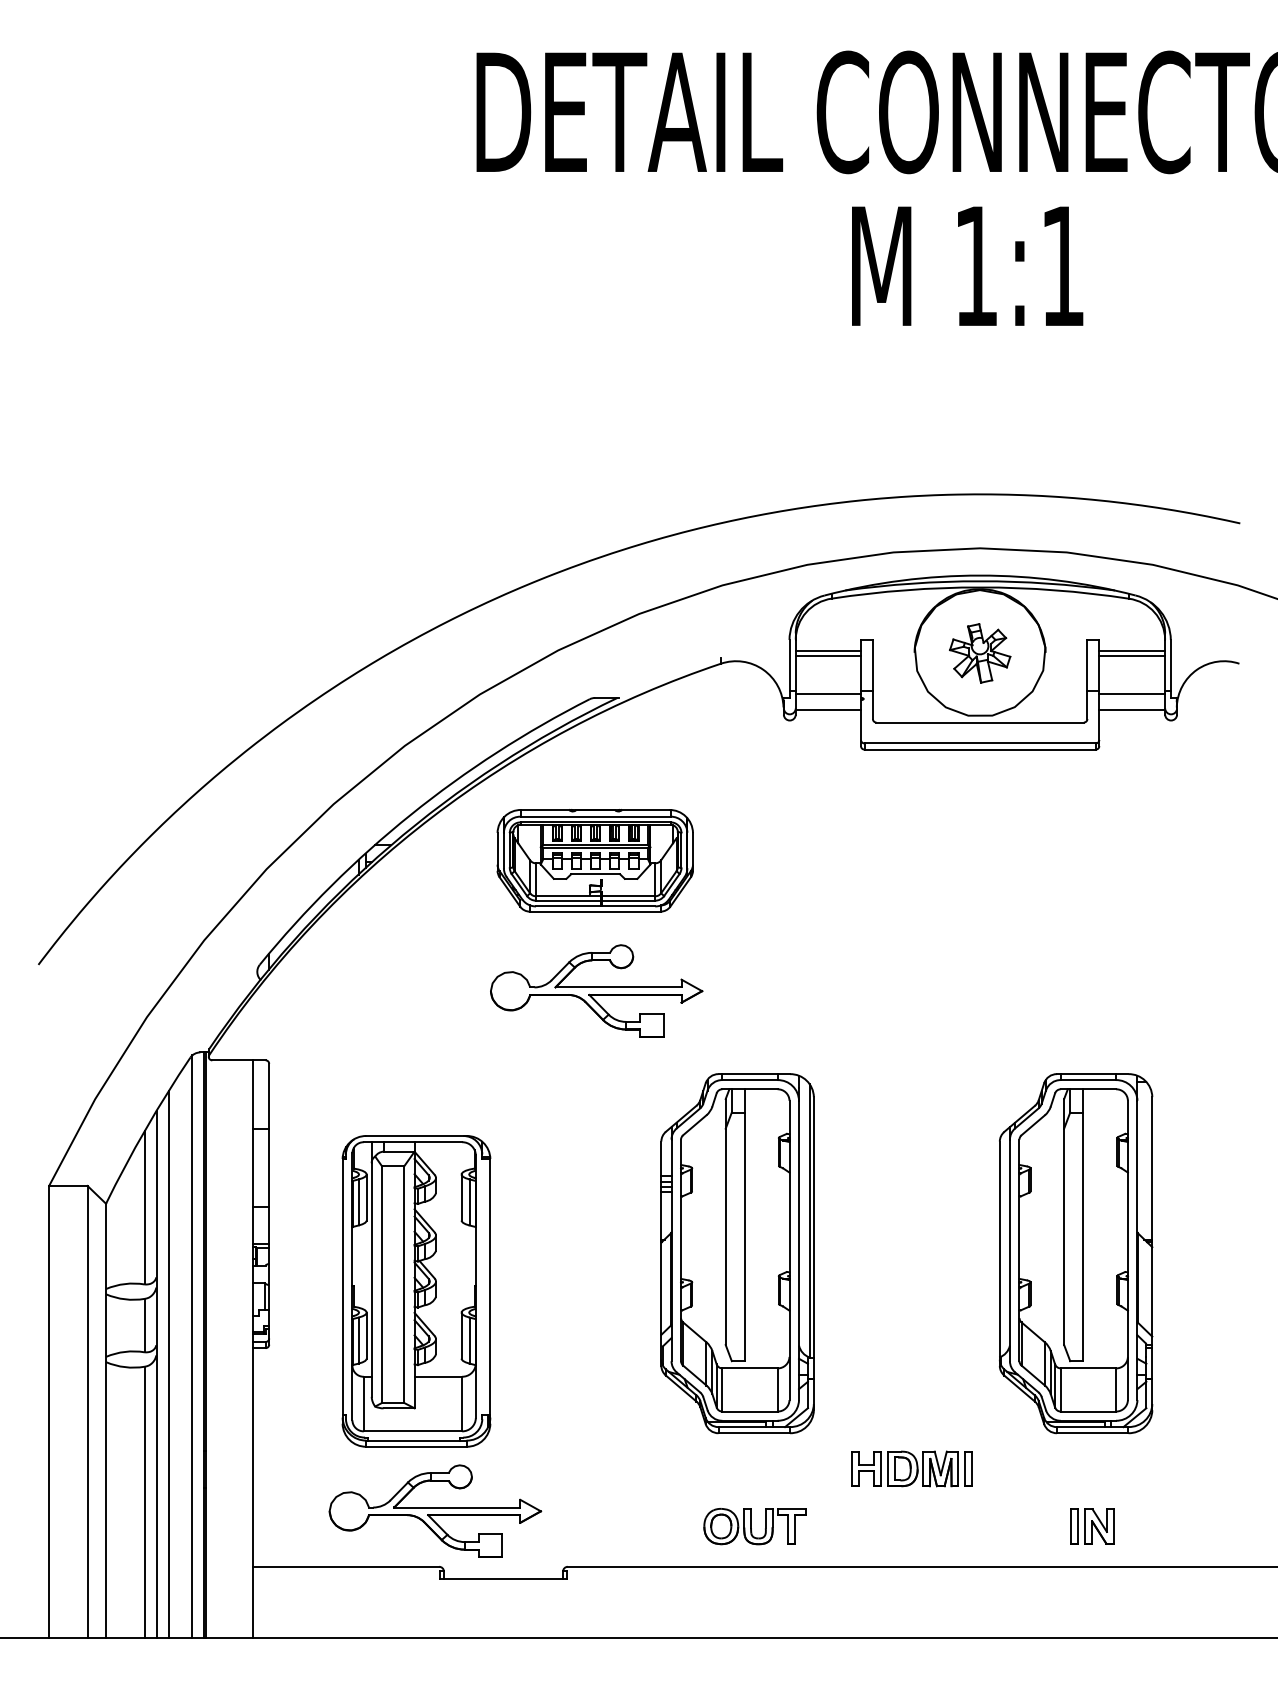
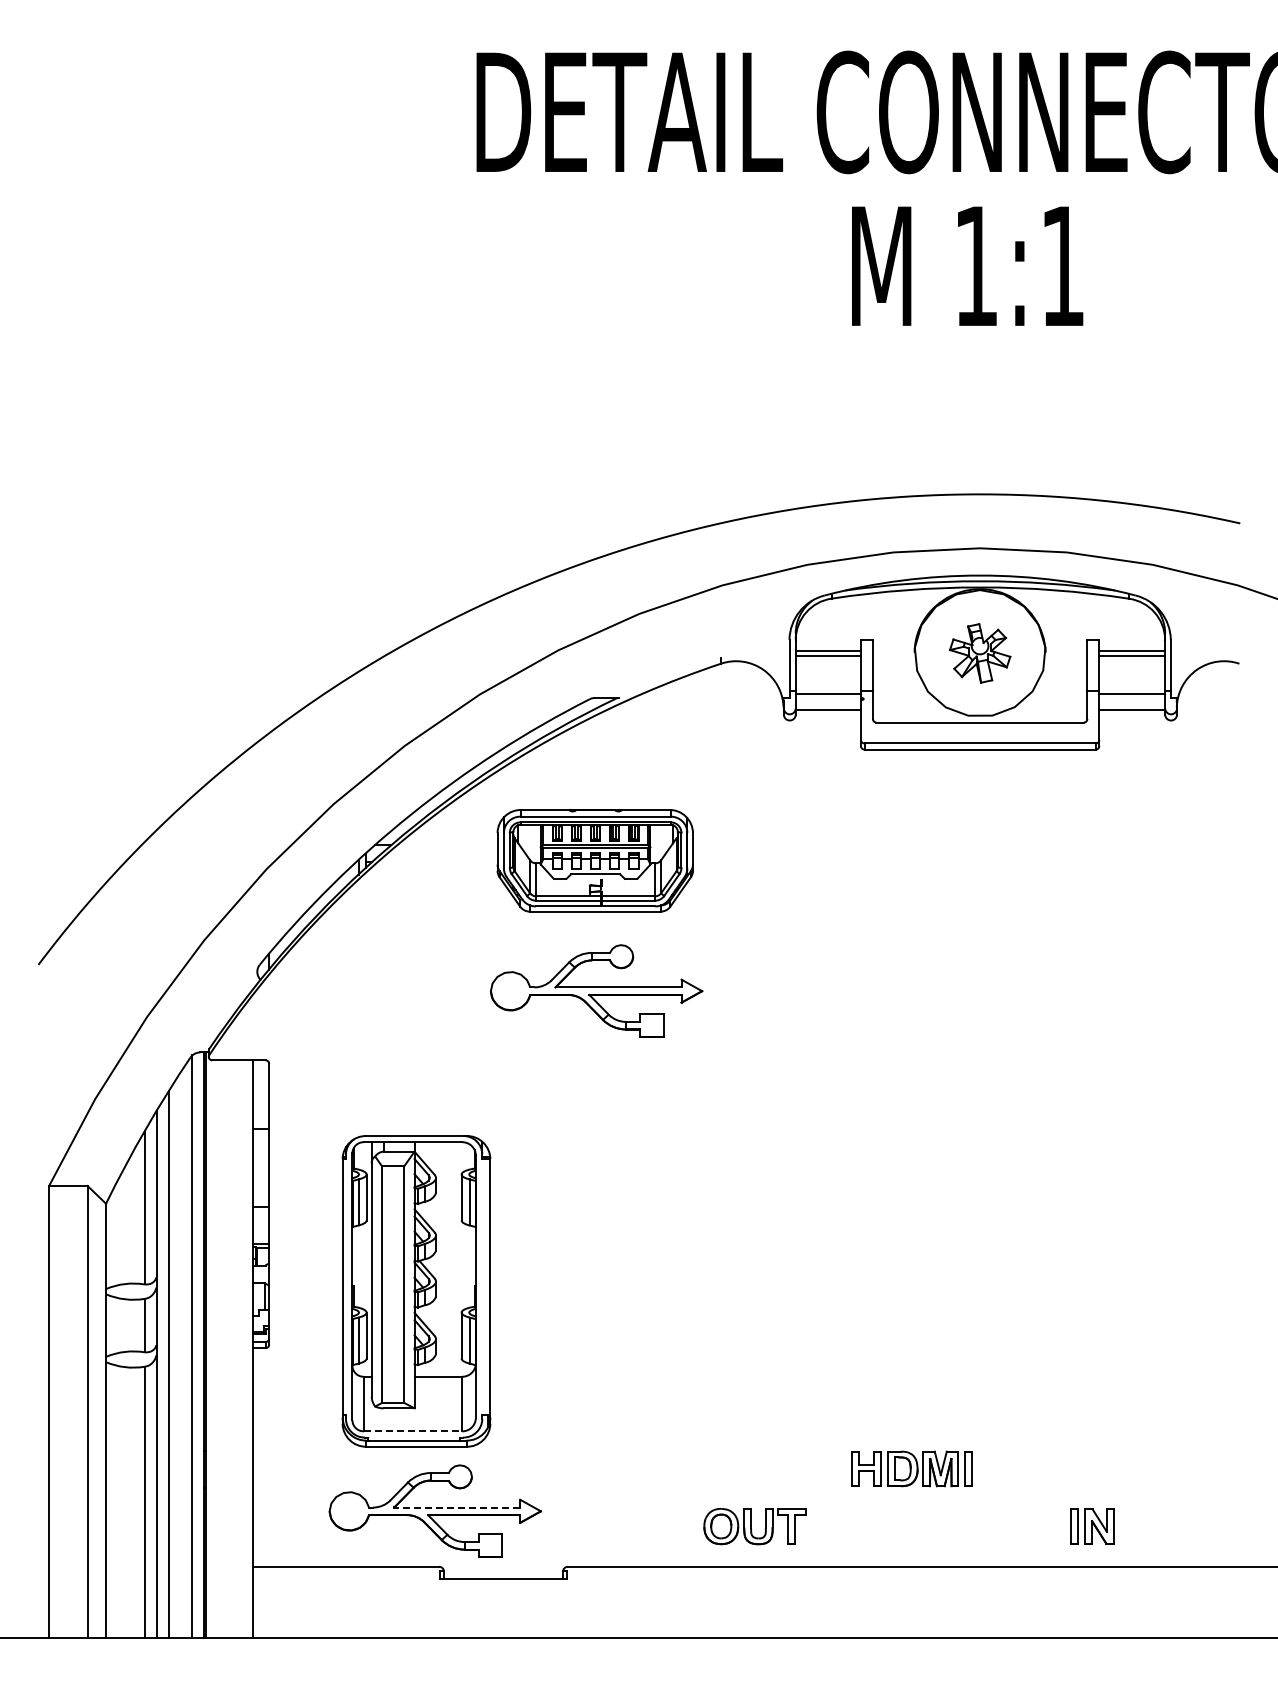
part: present -> none (737, 1253)
part: present -> none (1076, 1253)
line: solid -> dashed (413, 1431)
line: solid -> dashed (456, 1507)
